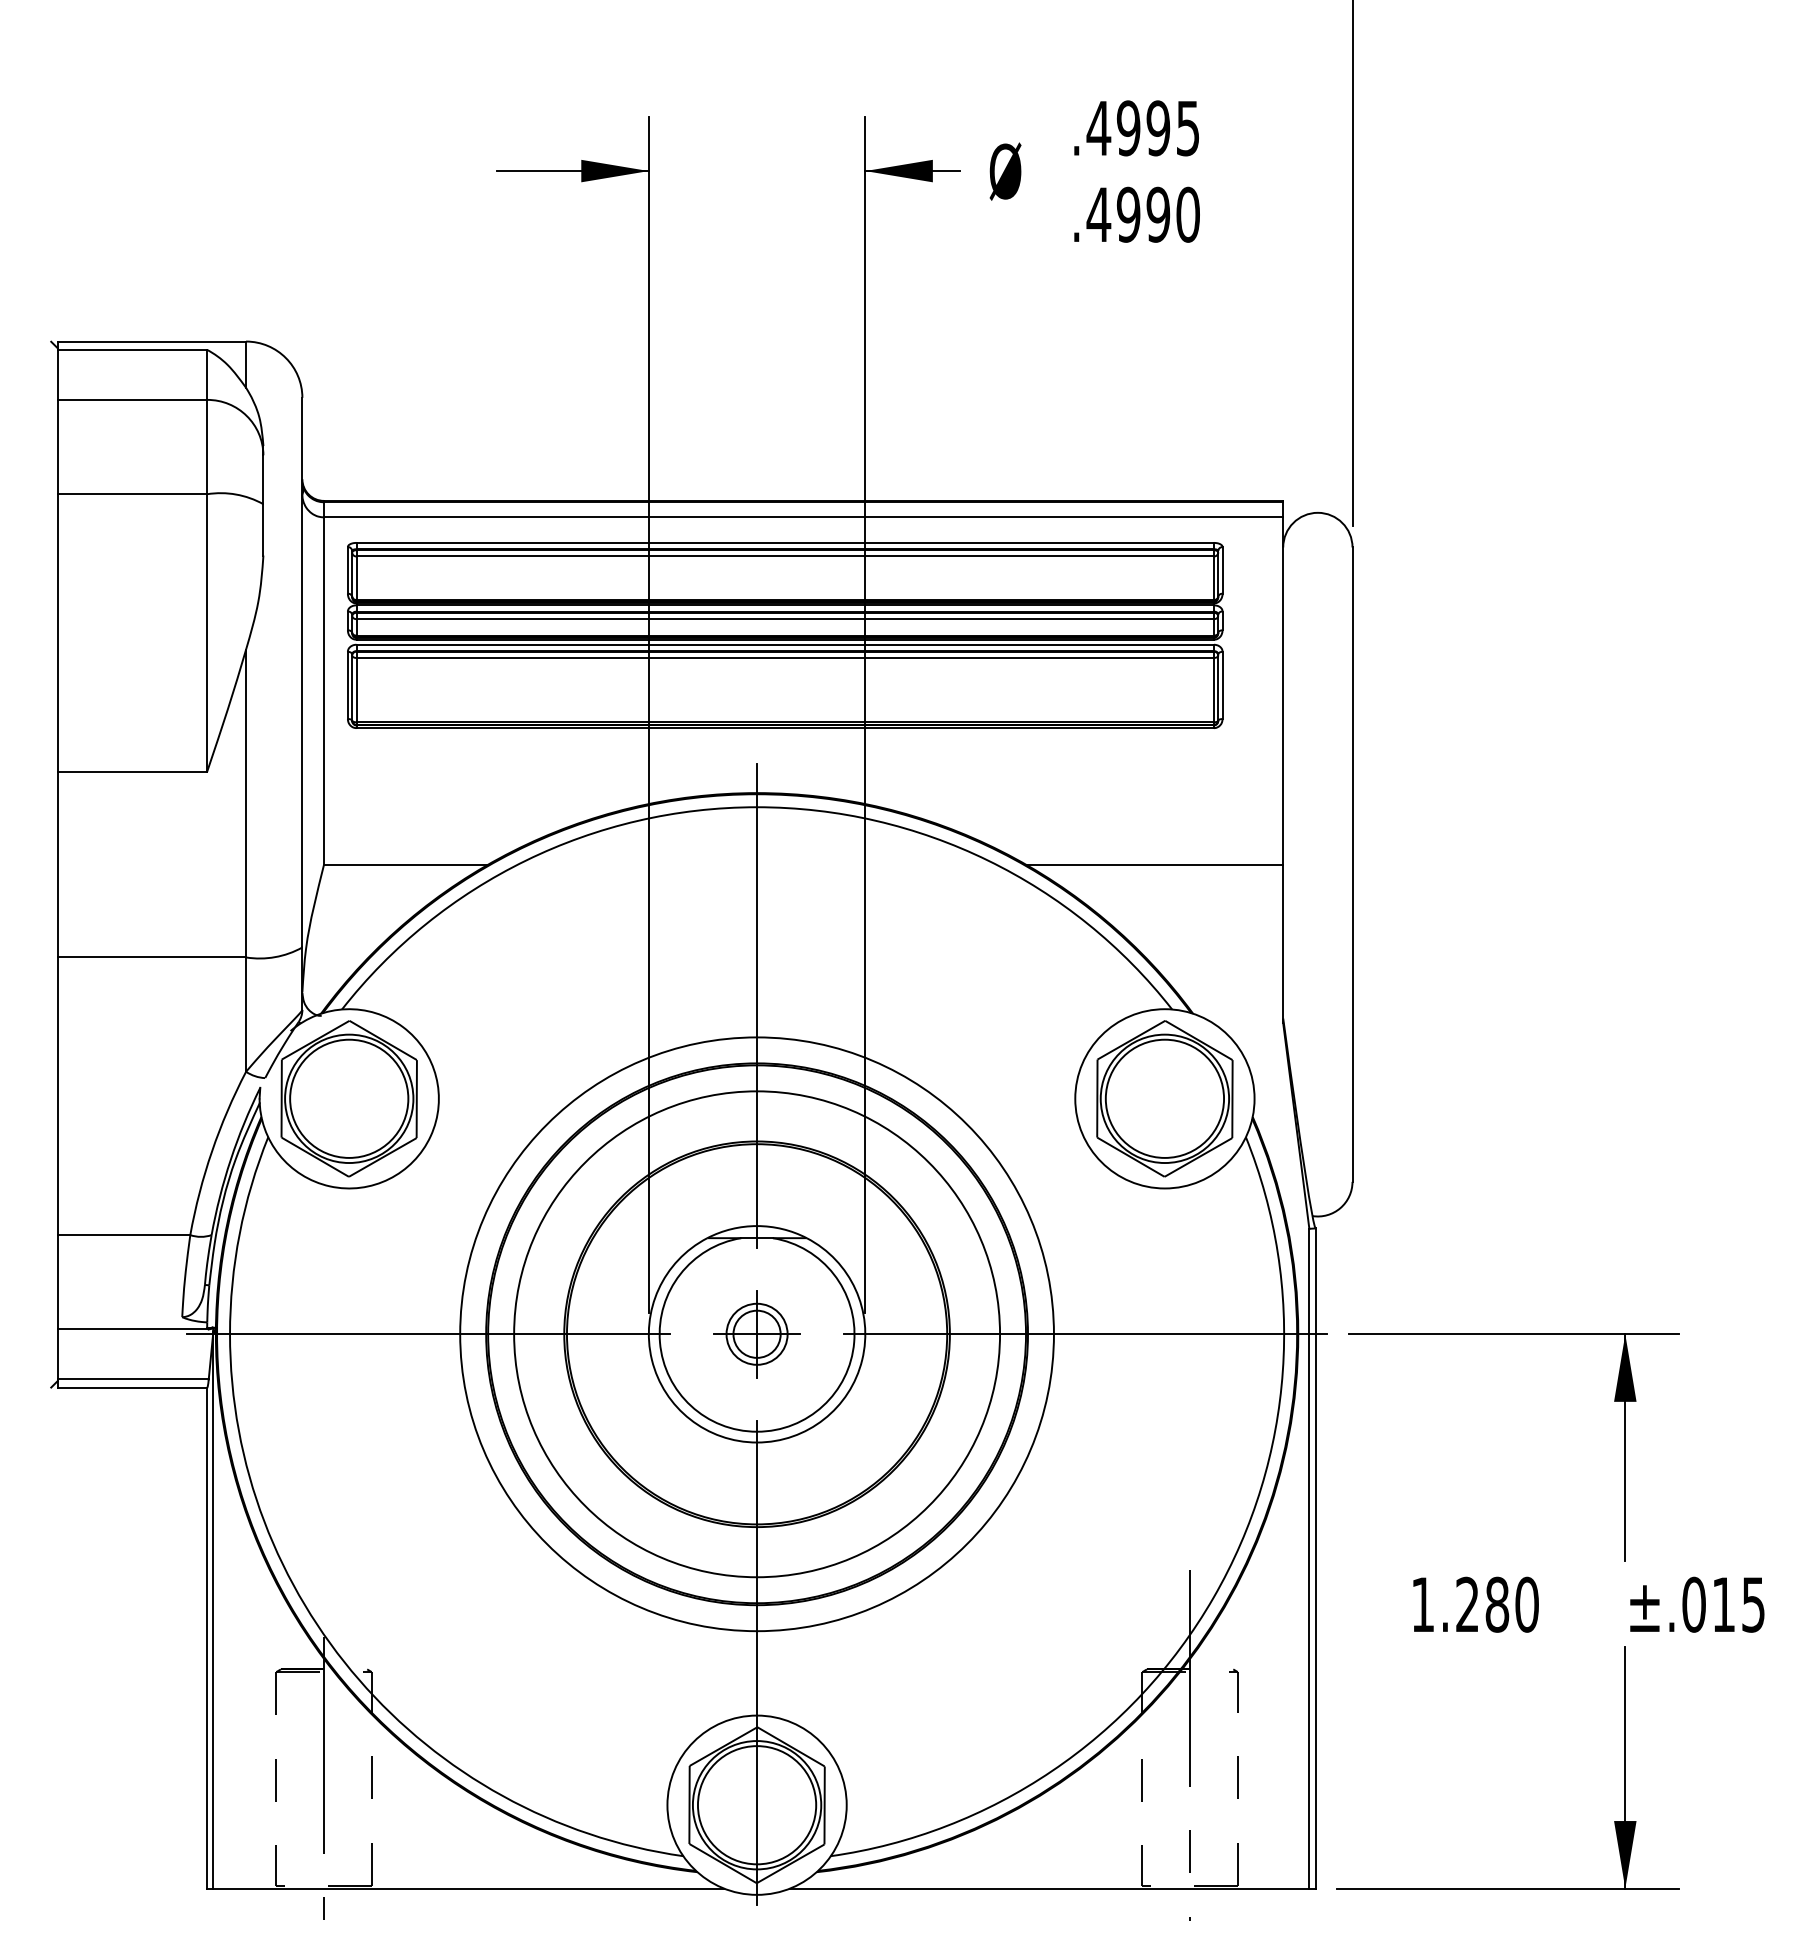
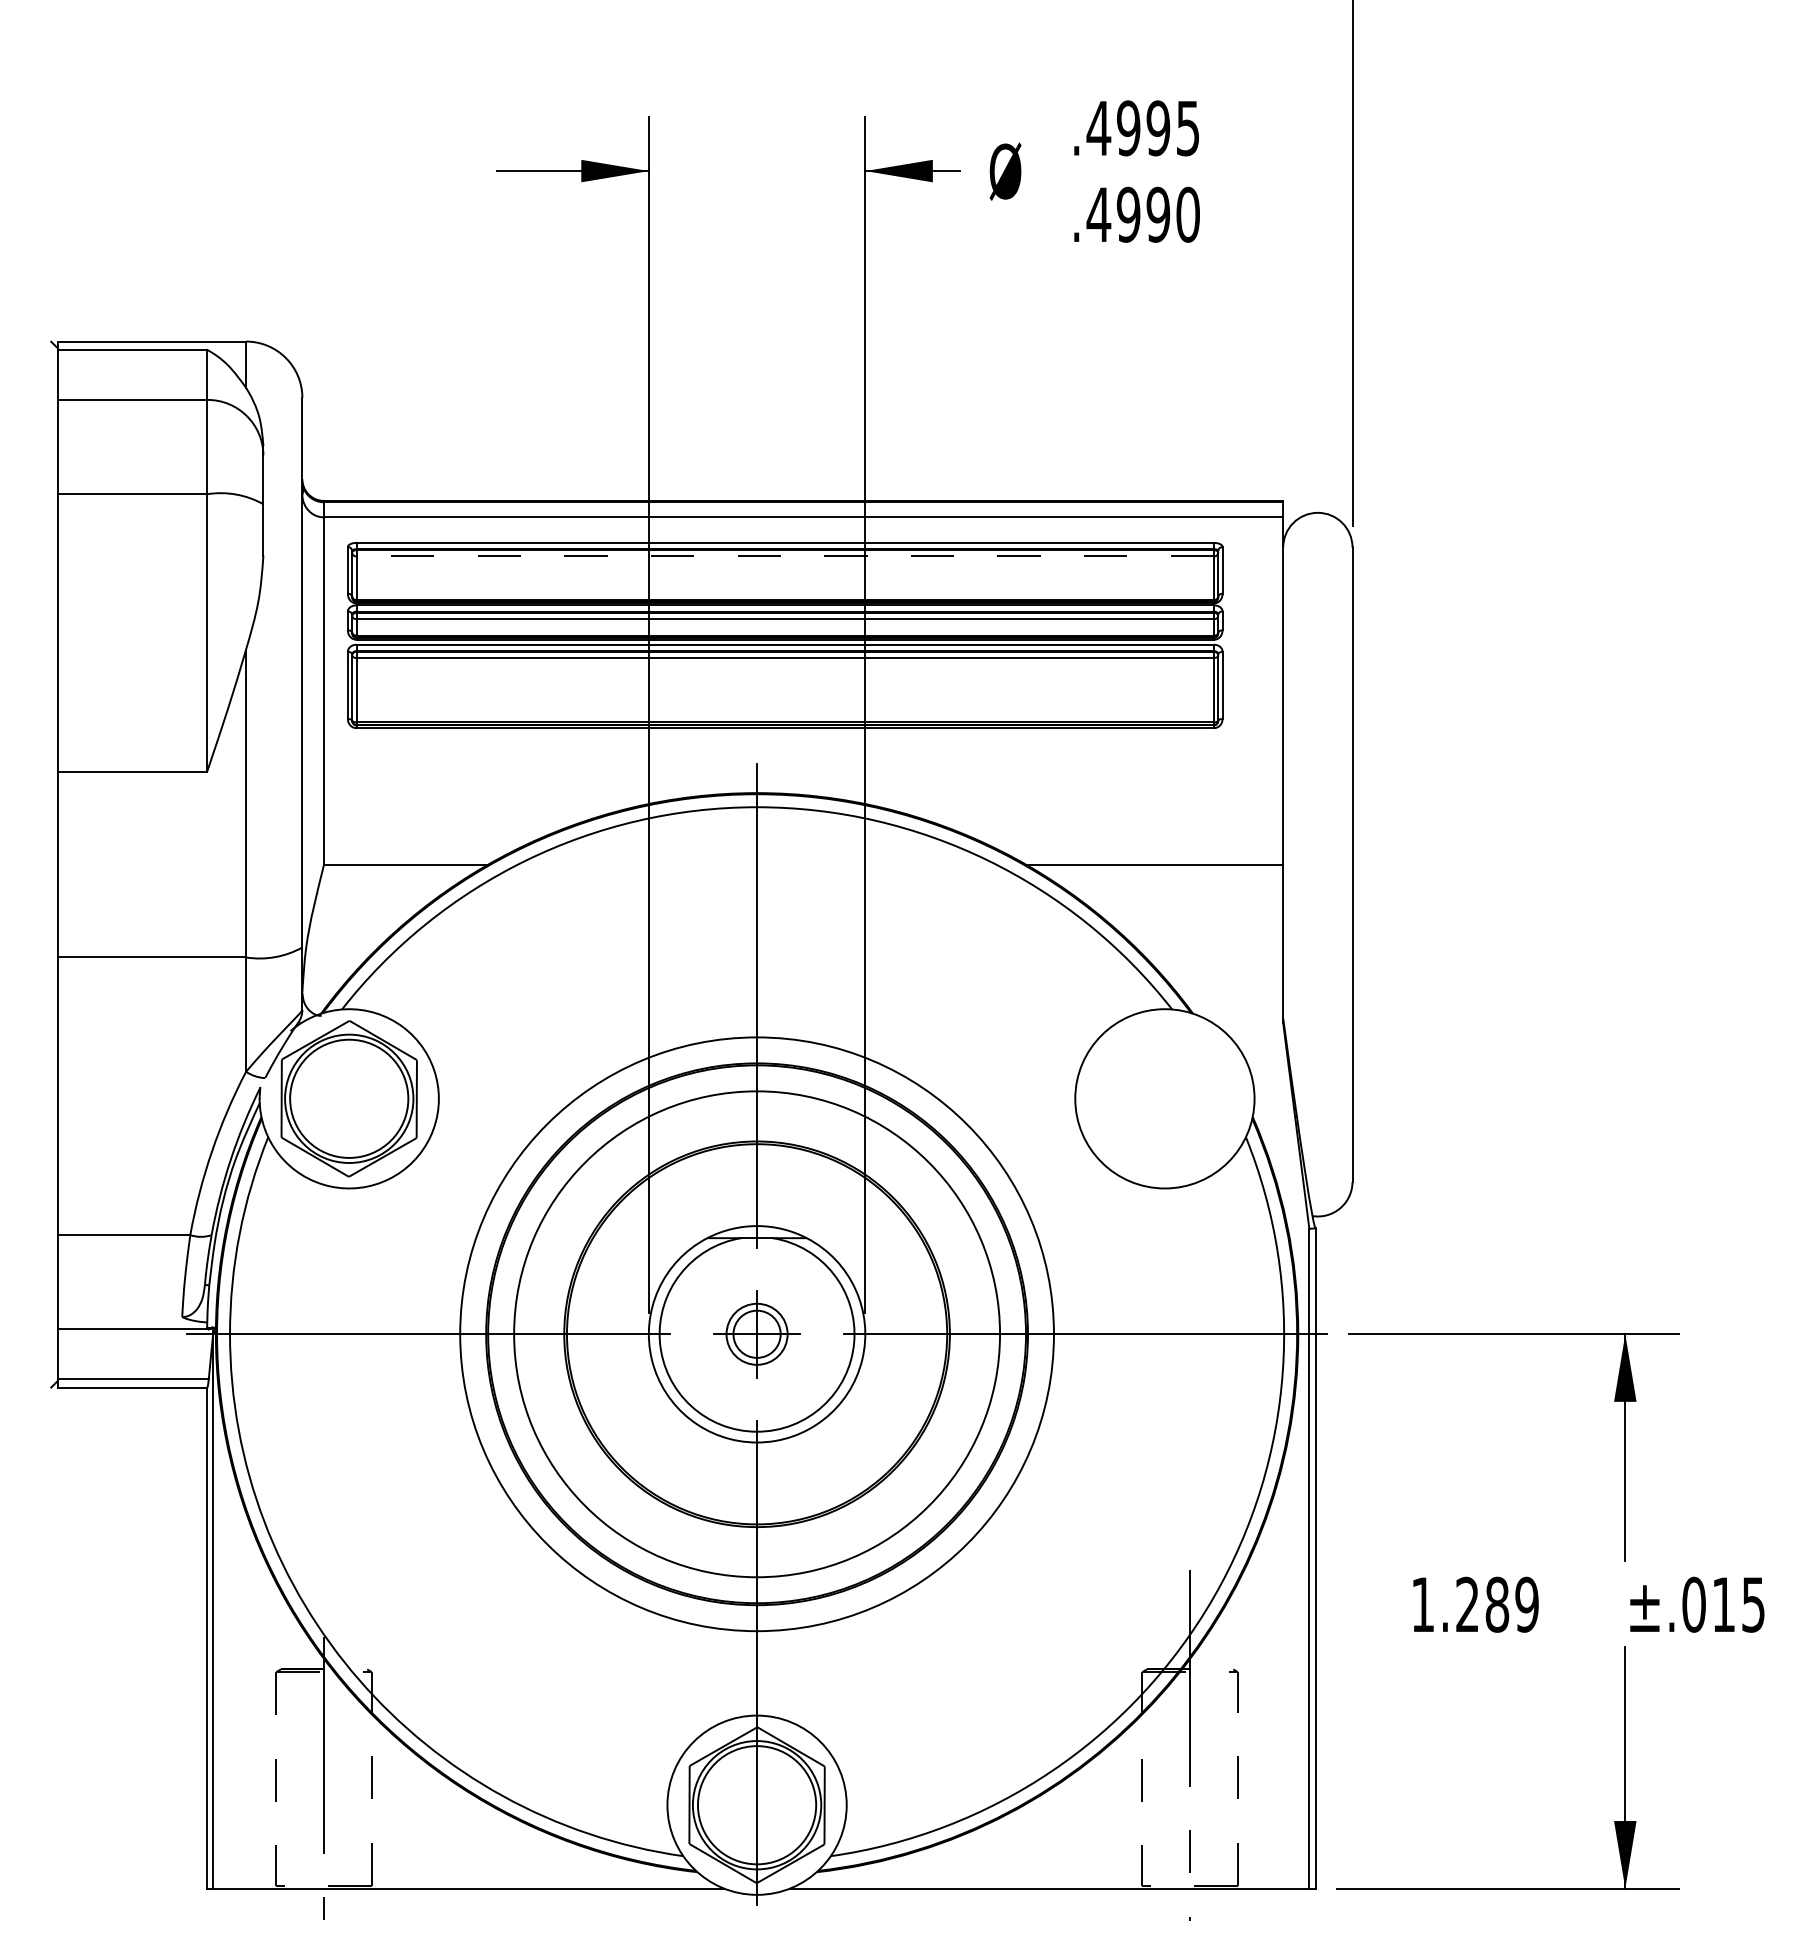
line: solid -> dashed (785, 556)
part: present -> none (1164, 1098)
text: 1.280 -> 1.289 (1526, 1604)
